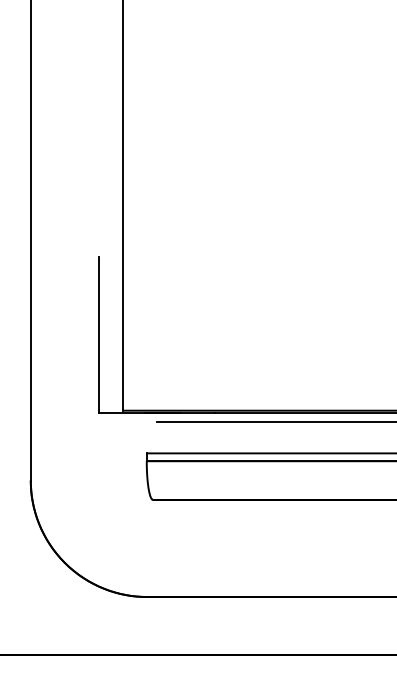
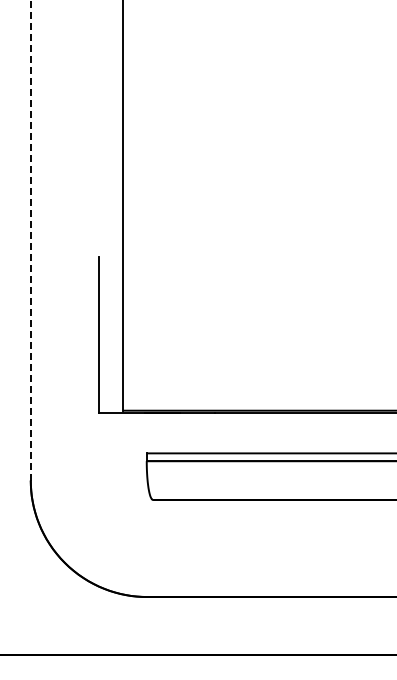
line: solid -> dashed (30, 240)
line: present -> none (274, 422)
